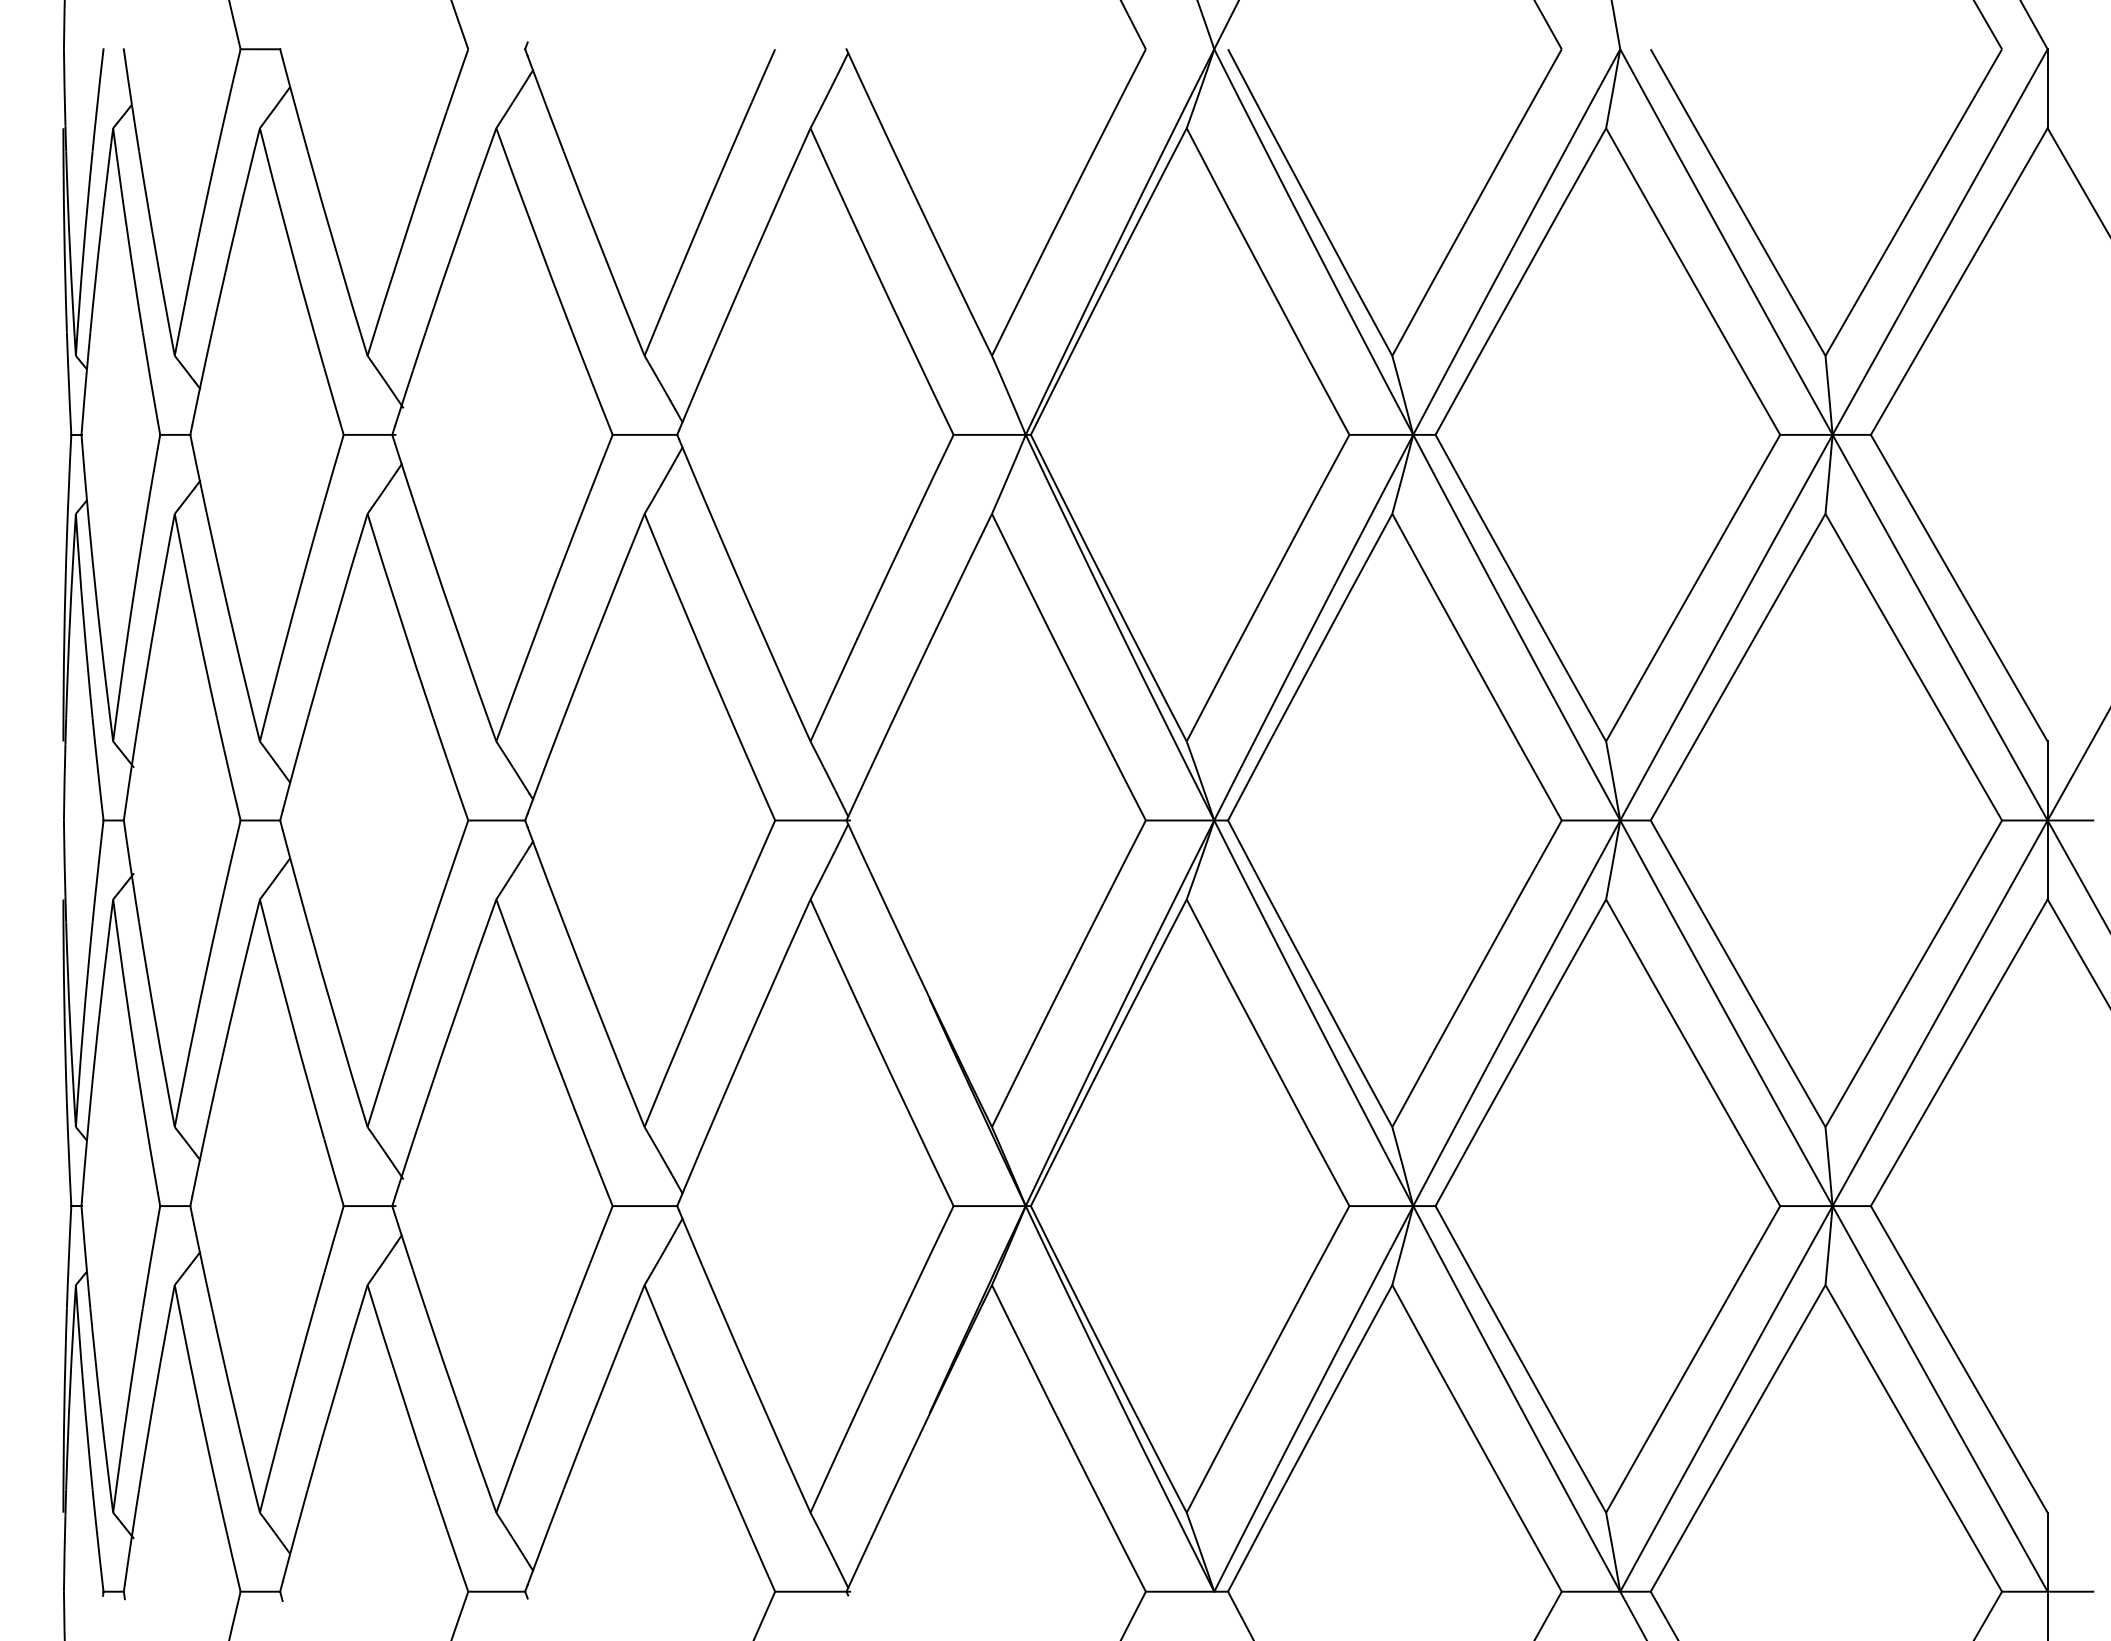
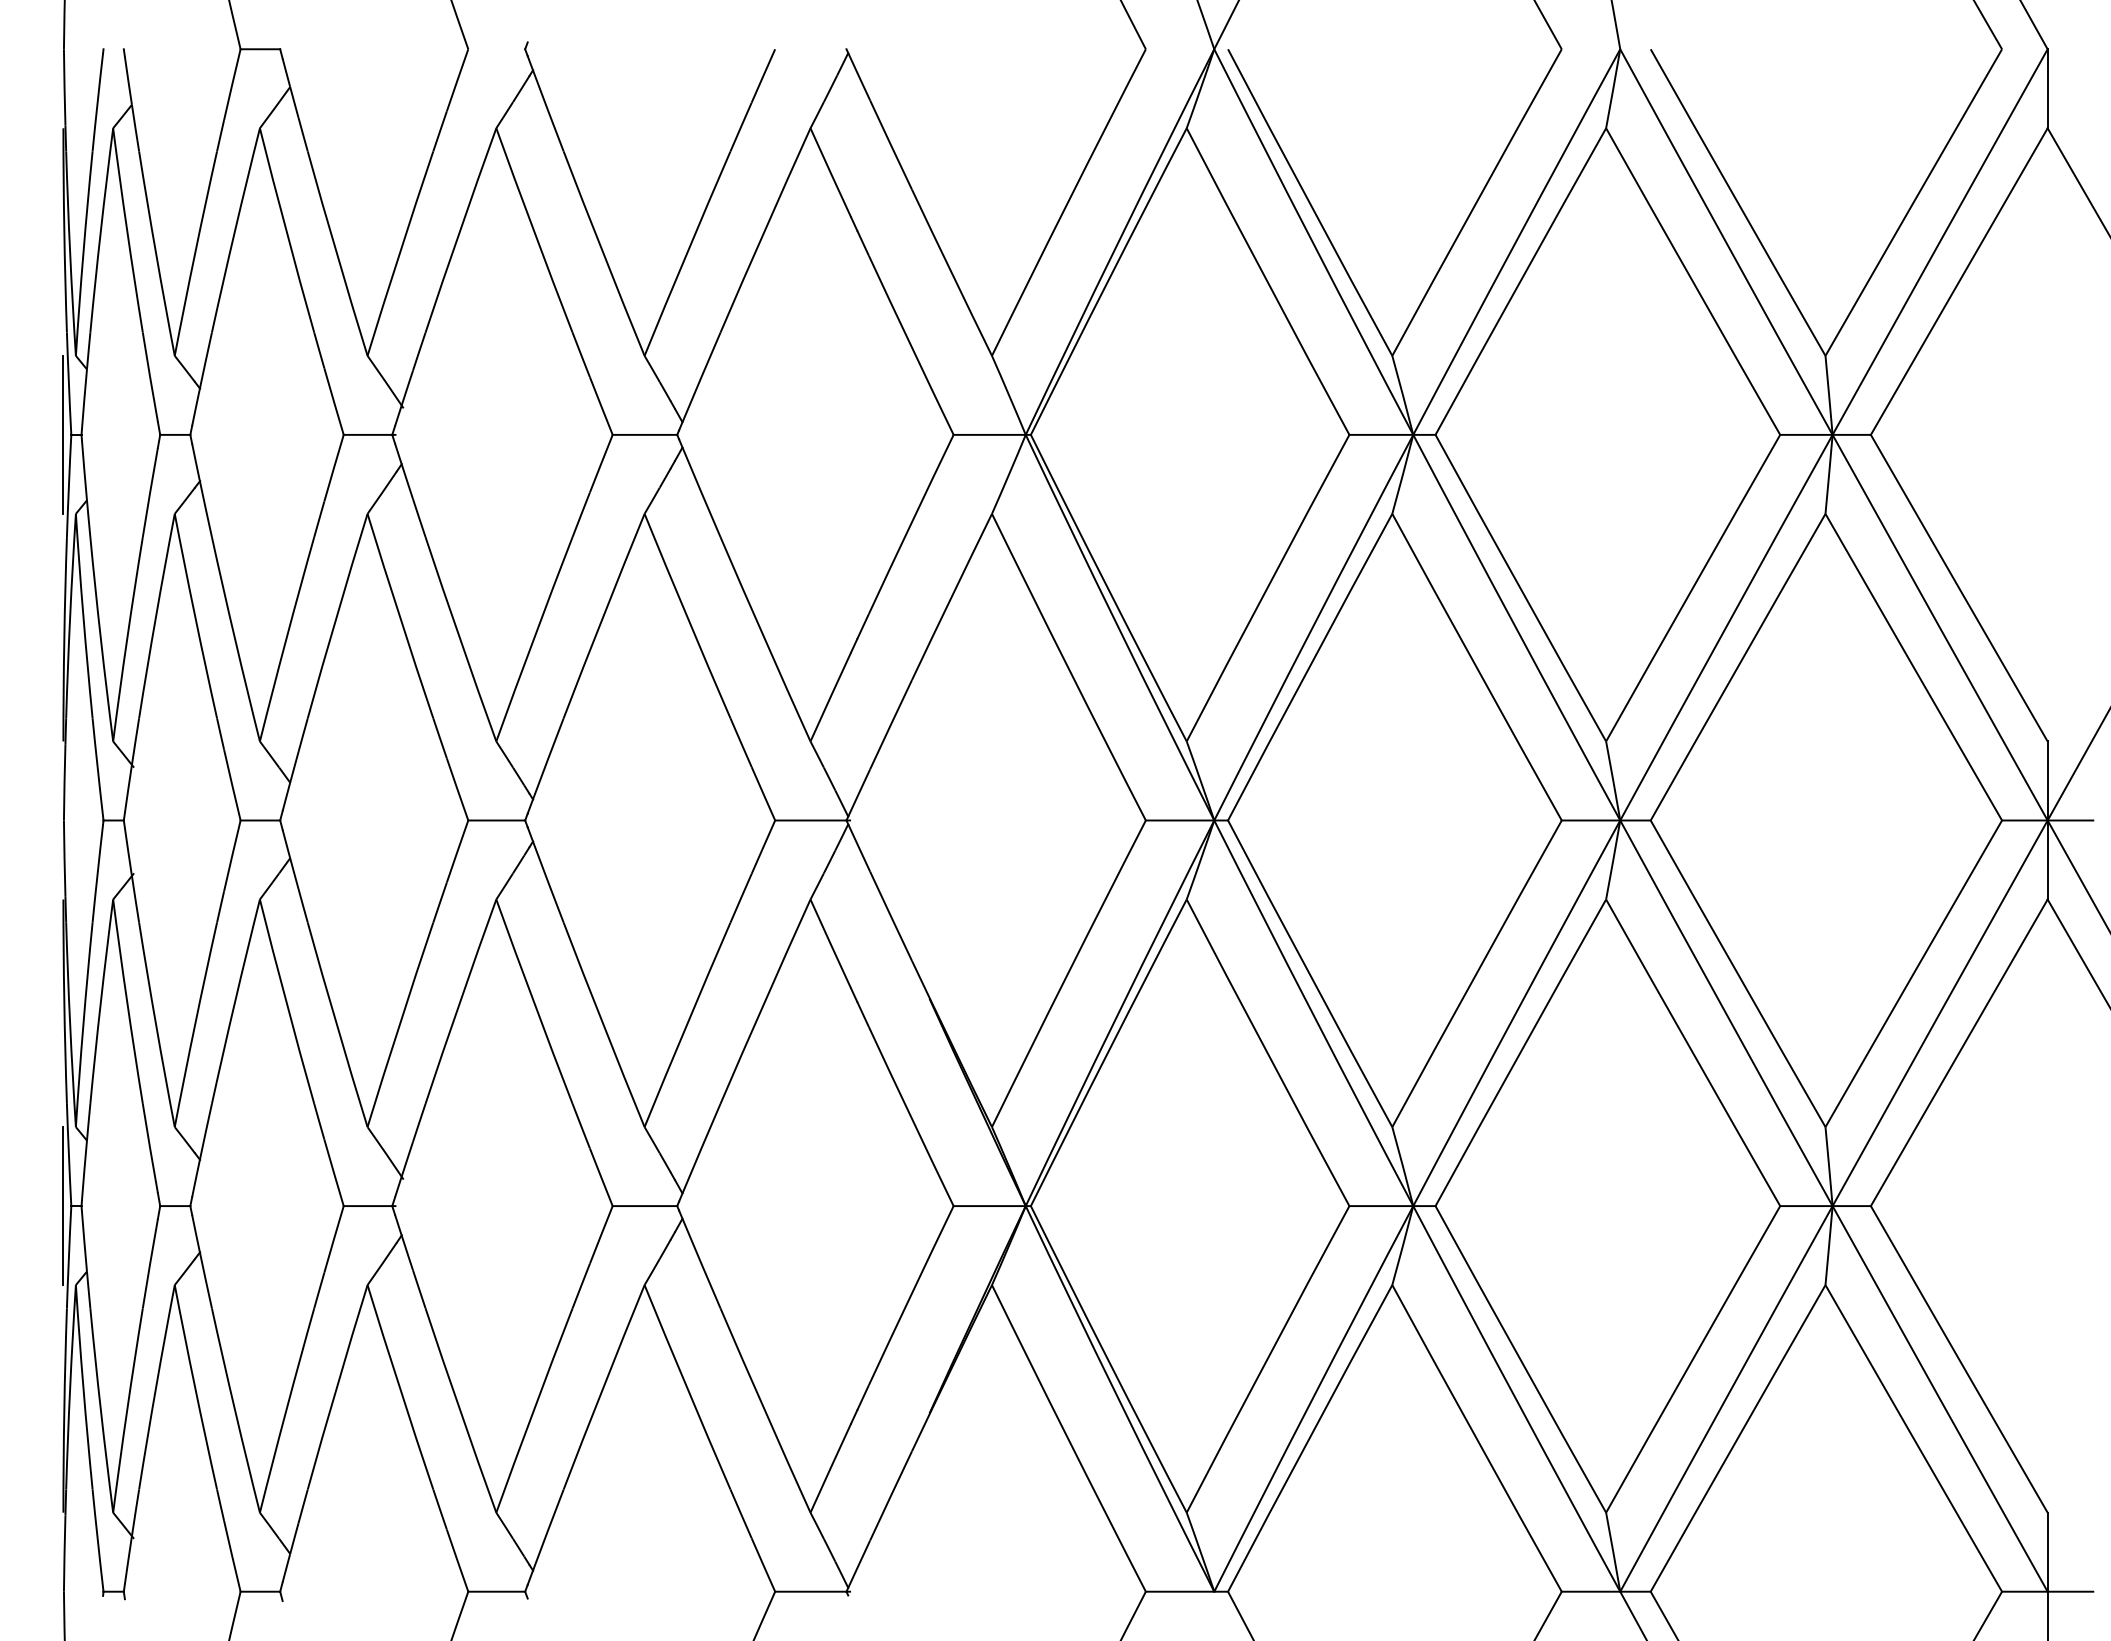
line: none -> present (63, 434)
line: none -> present (63, 1206)
